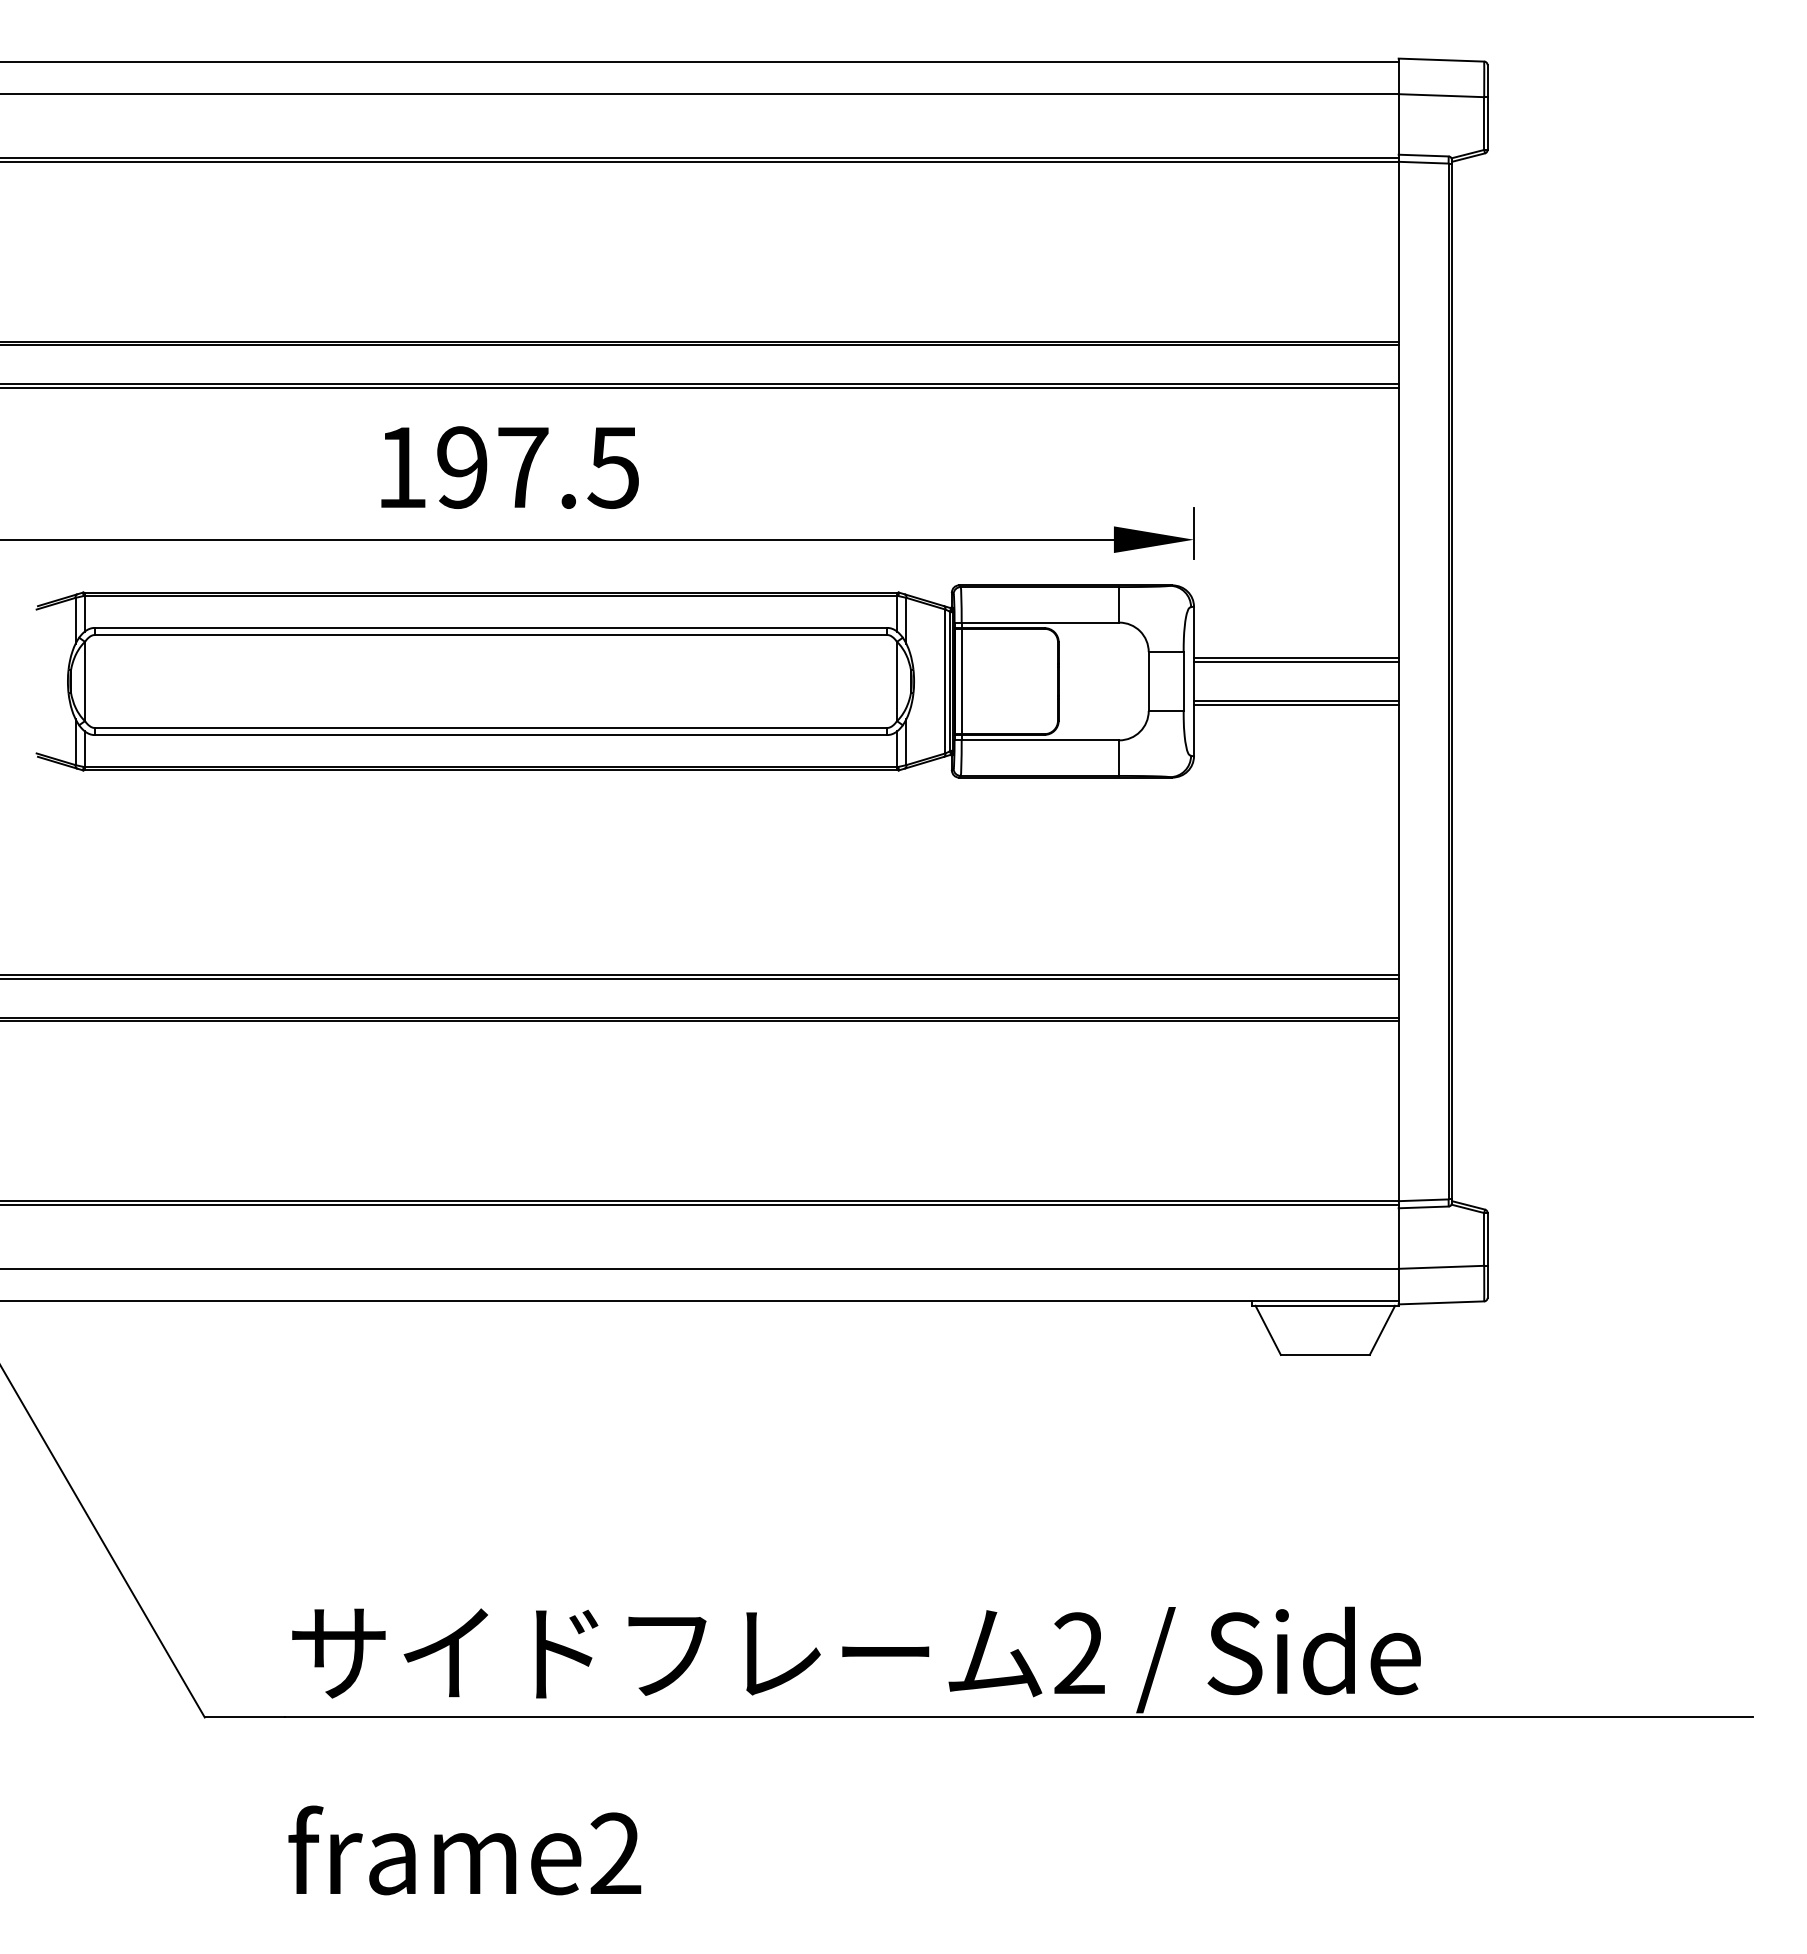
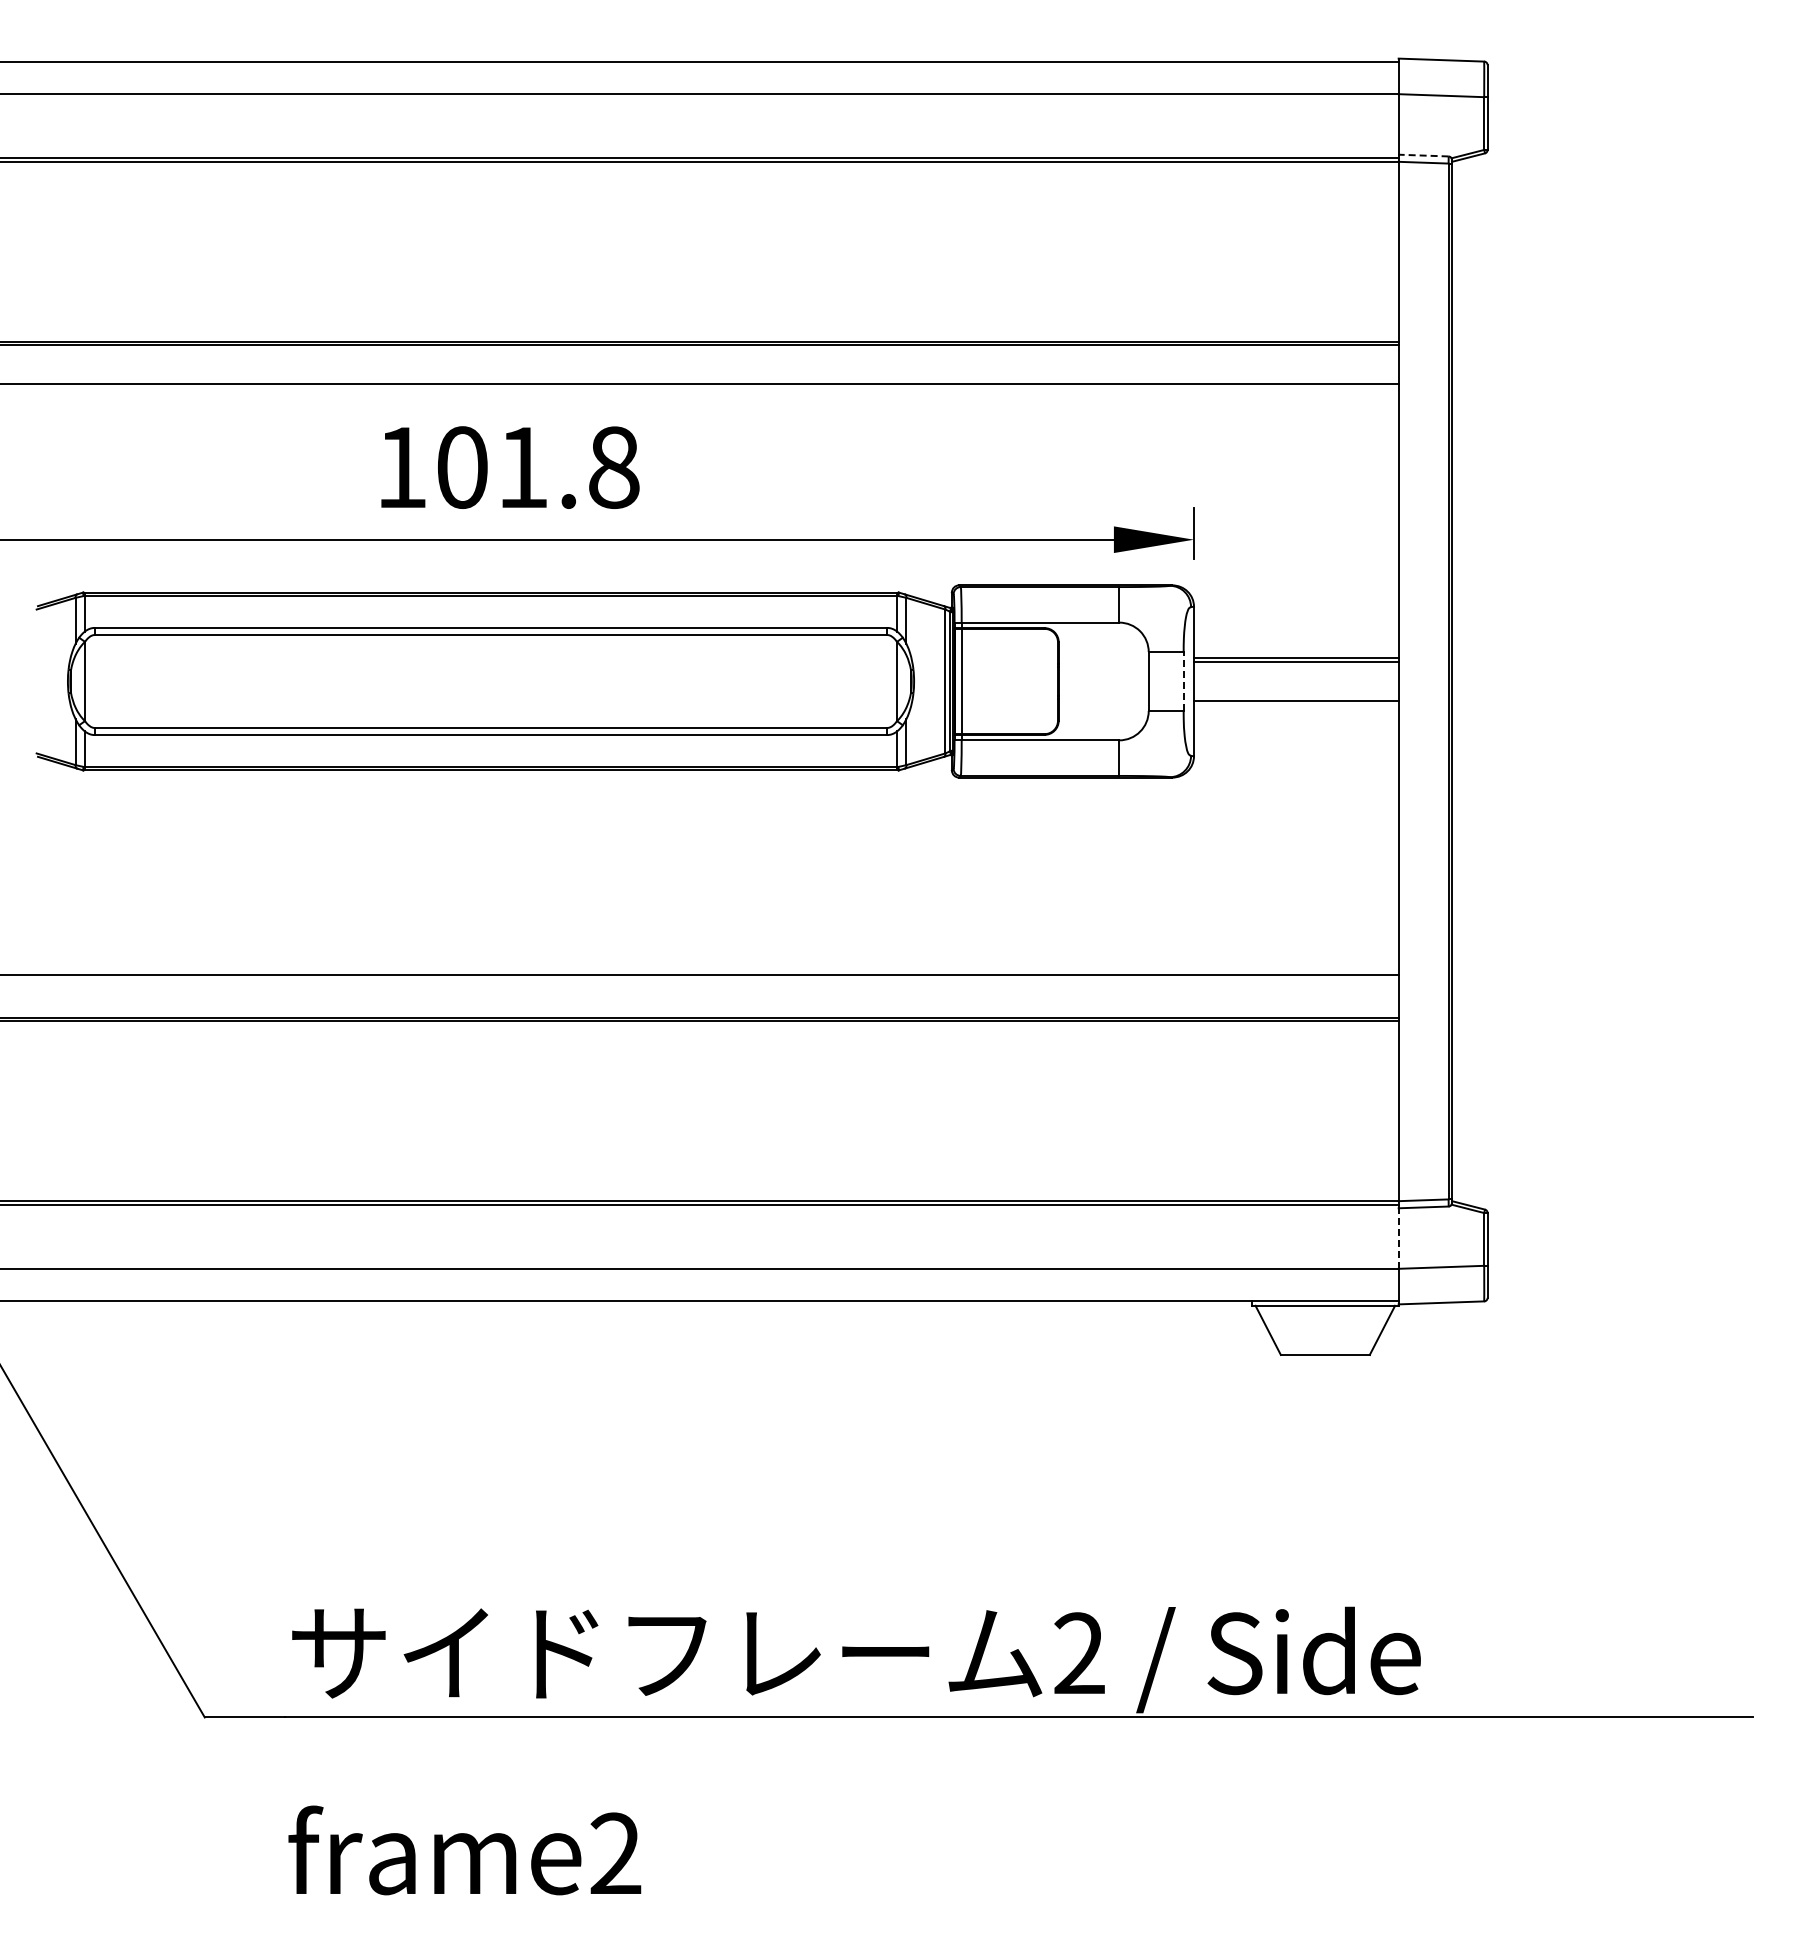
line: solid -> dashed (1423, 155)
line: present -> none (700, 387)
text: 197.5 -> 101.8 (538, 467)
line: solid -> dashed (1183, 681)
line: present -> none (1295, 704)
line: present -> none (700, 978)
line: solid -> dashed (1398, 1238)
